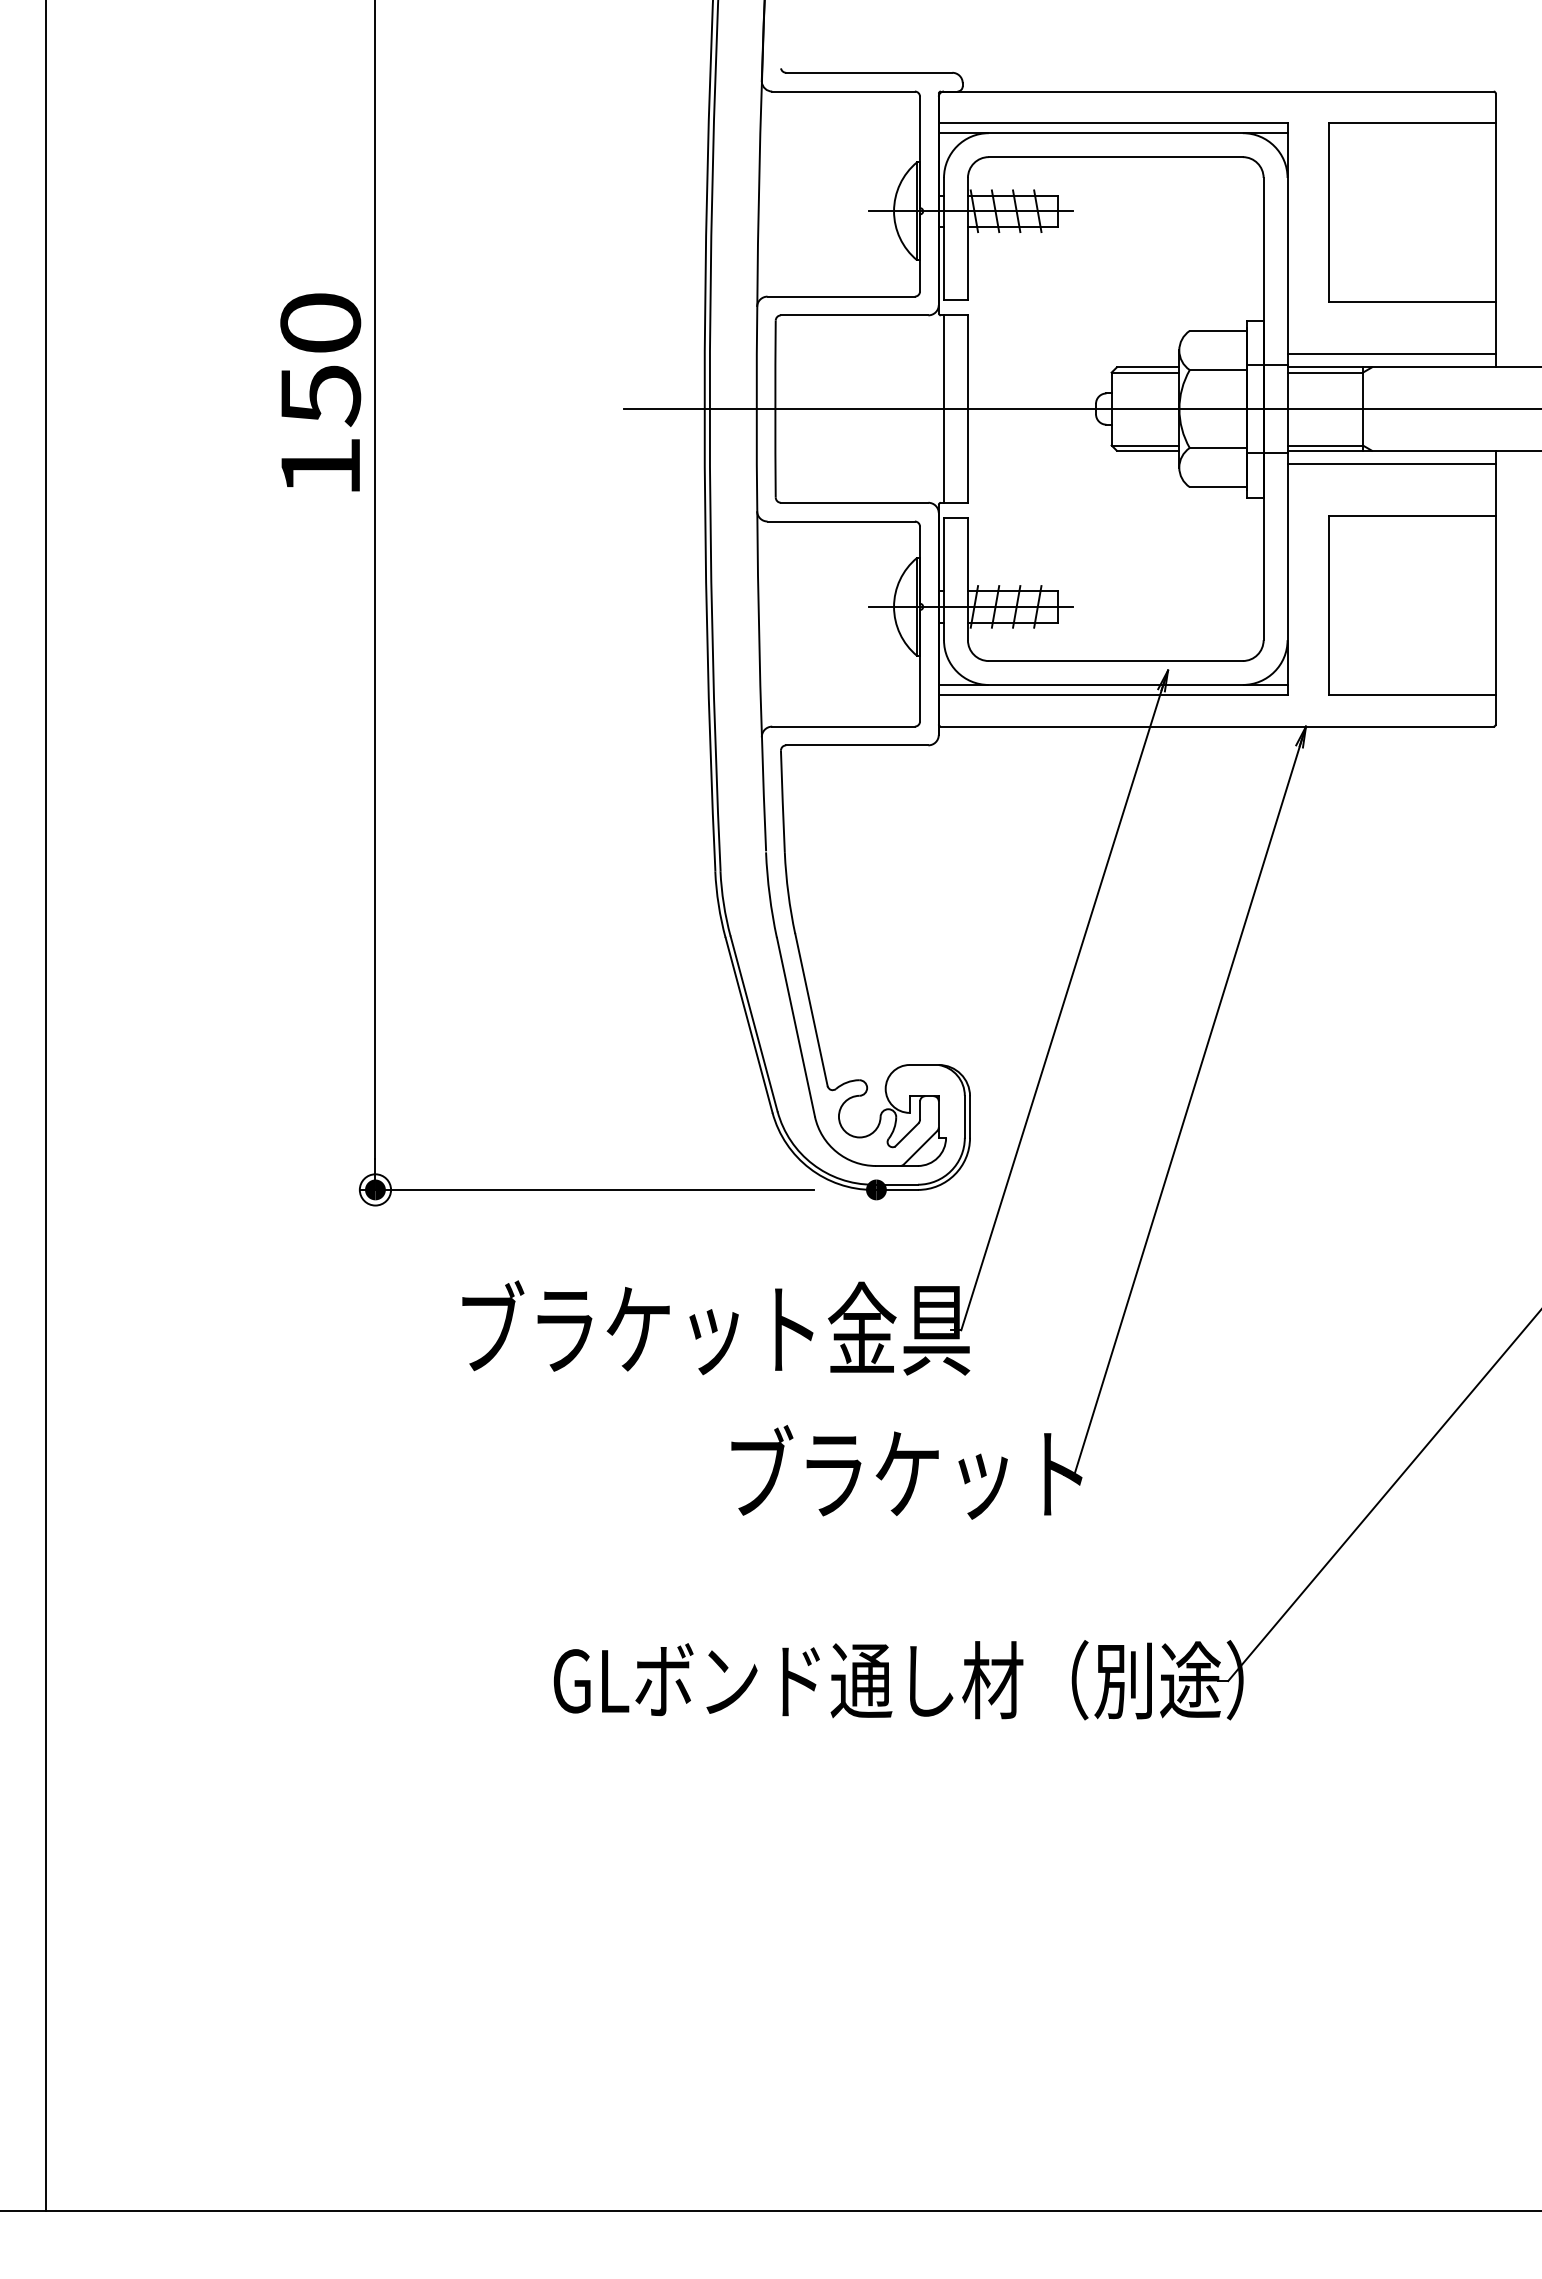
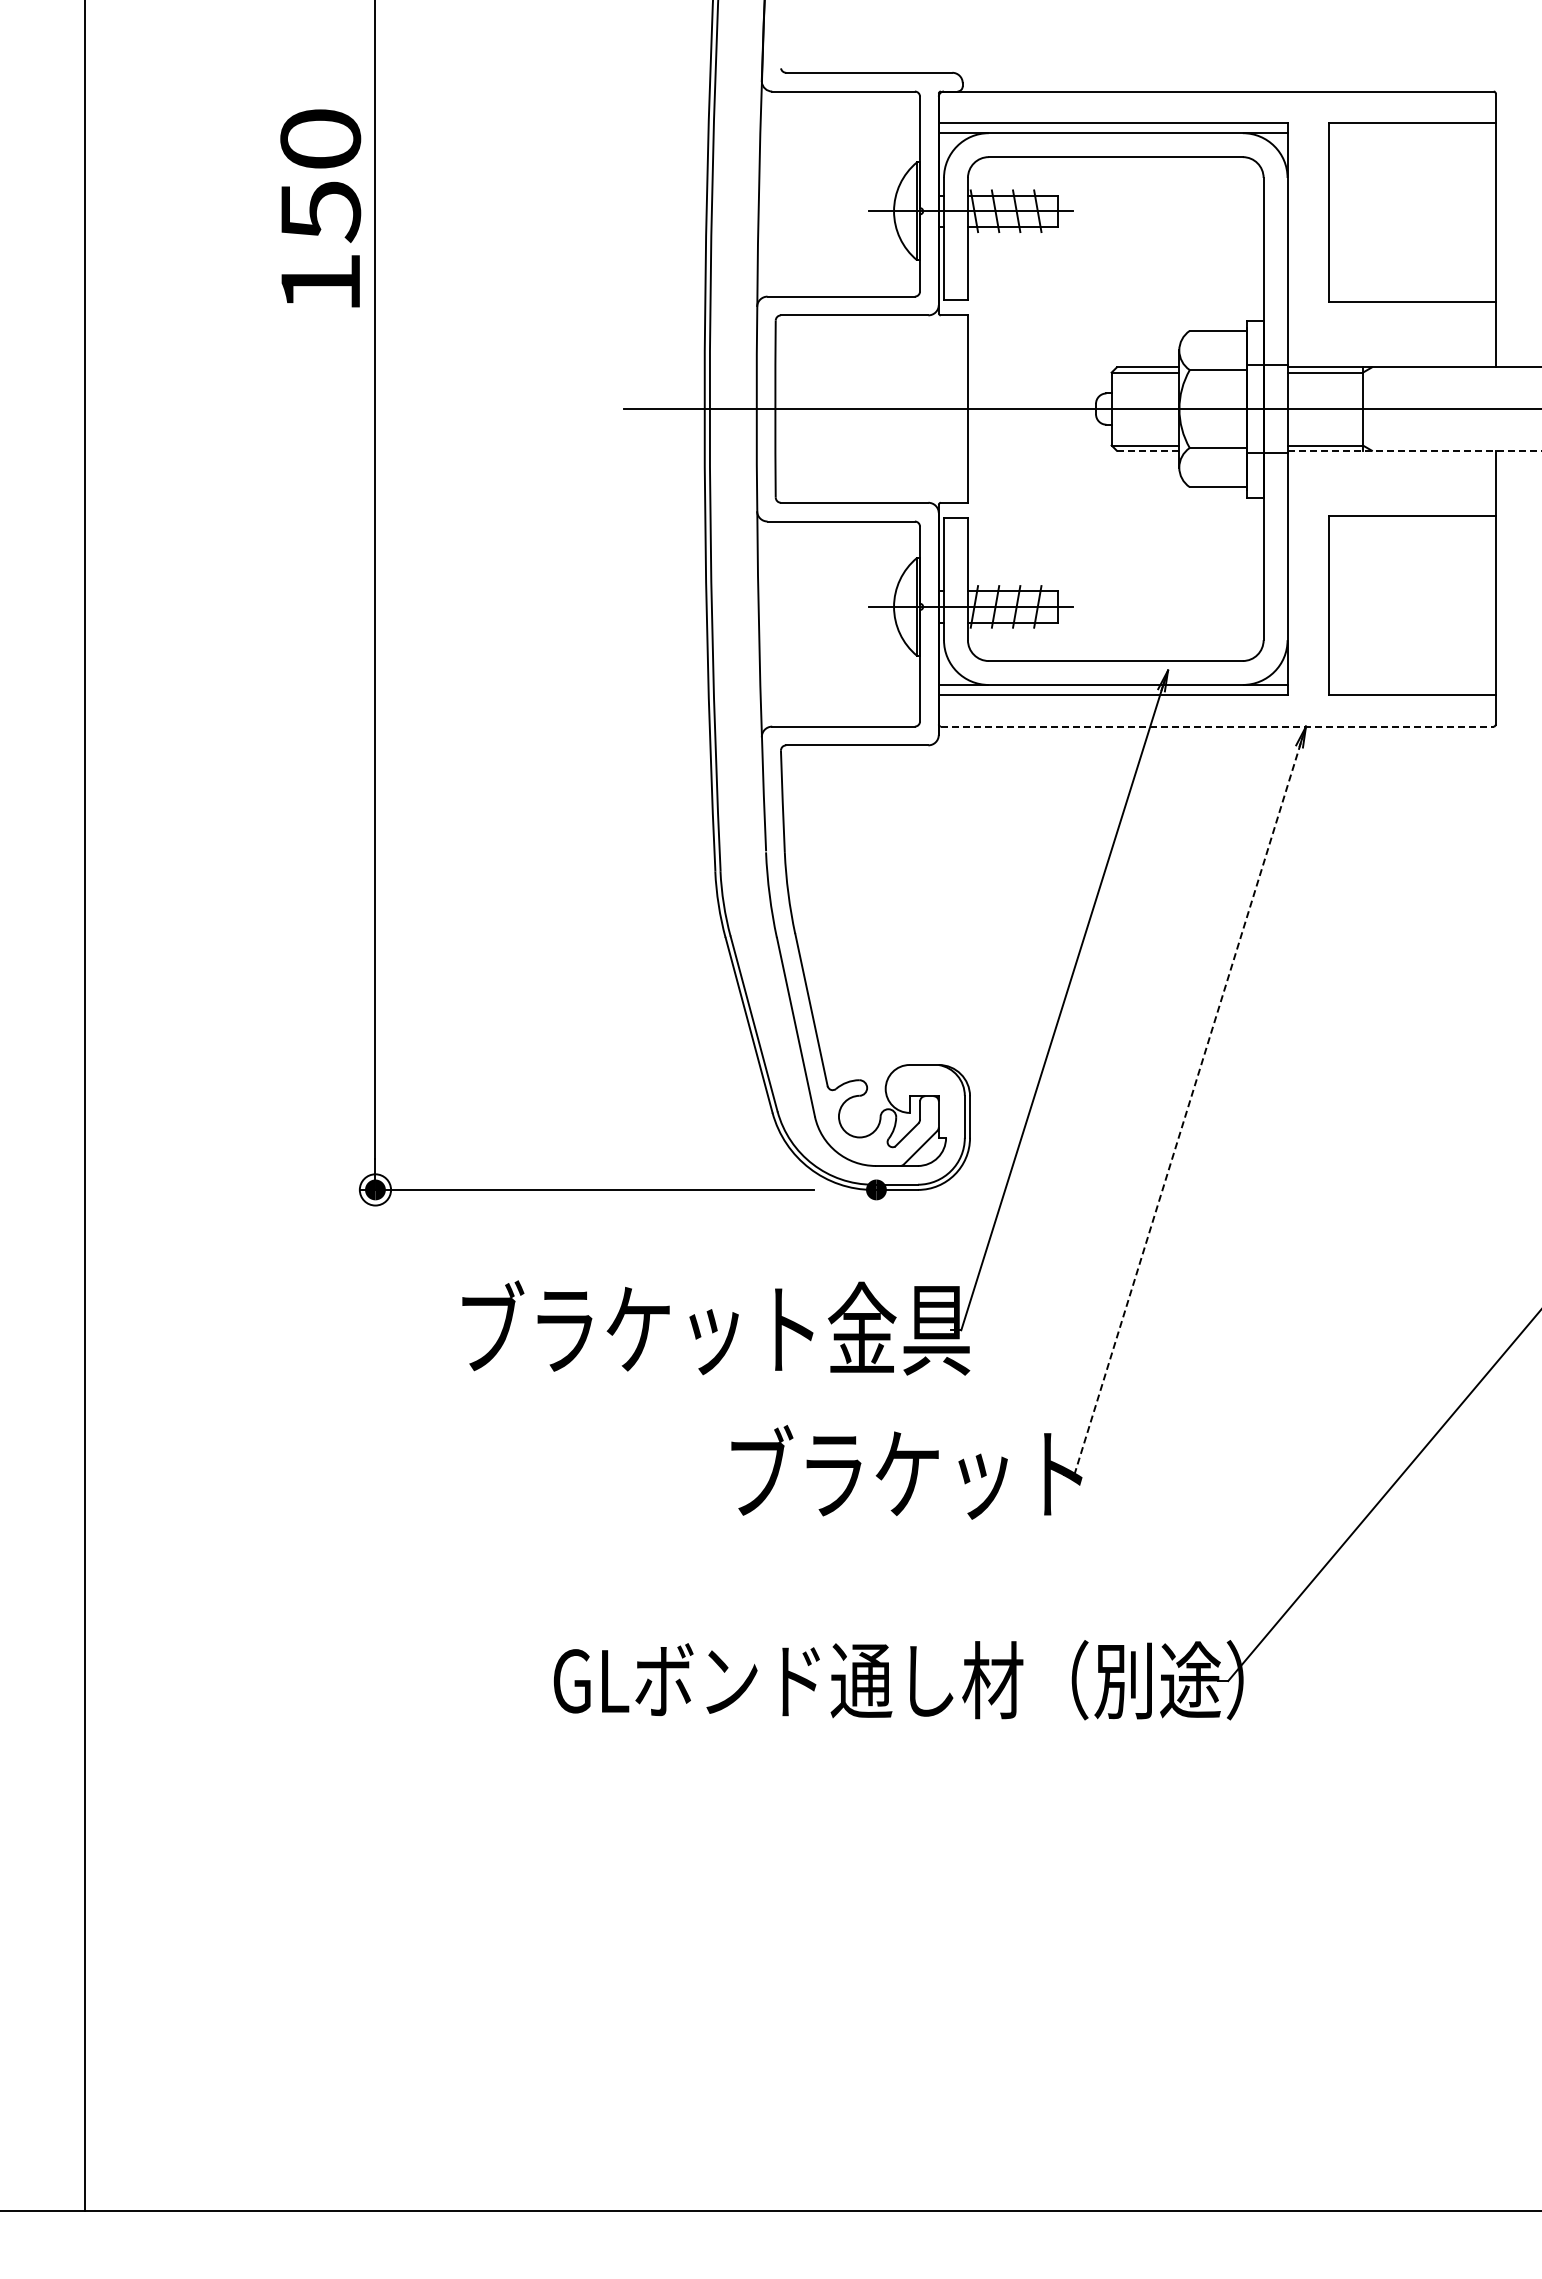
line: present -> none (1391, 354)
text position: (320, 392) -> (320, 208) (320, 208)
line: present -> none (944, 408)
line: solid -> dashed (1148, 450)
line: solid -> dashed (1414, 450)
line: present -> none (1391, 463)
line: solid -> dashed (1217, 726)
line: solid -> dashed (1188, 1105)
line position: (46, 1106) -> (85, 1106) (85, 1106)
